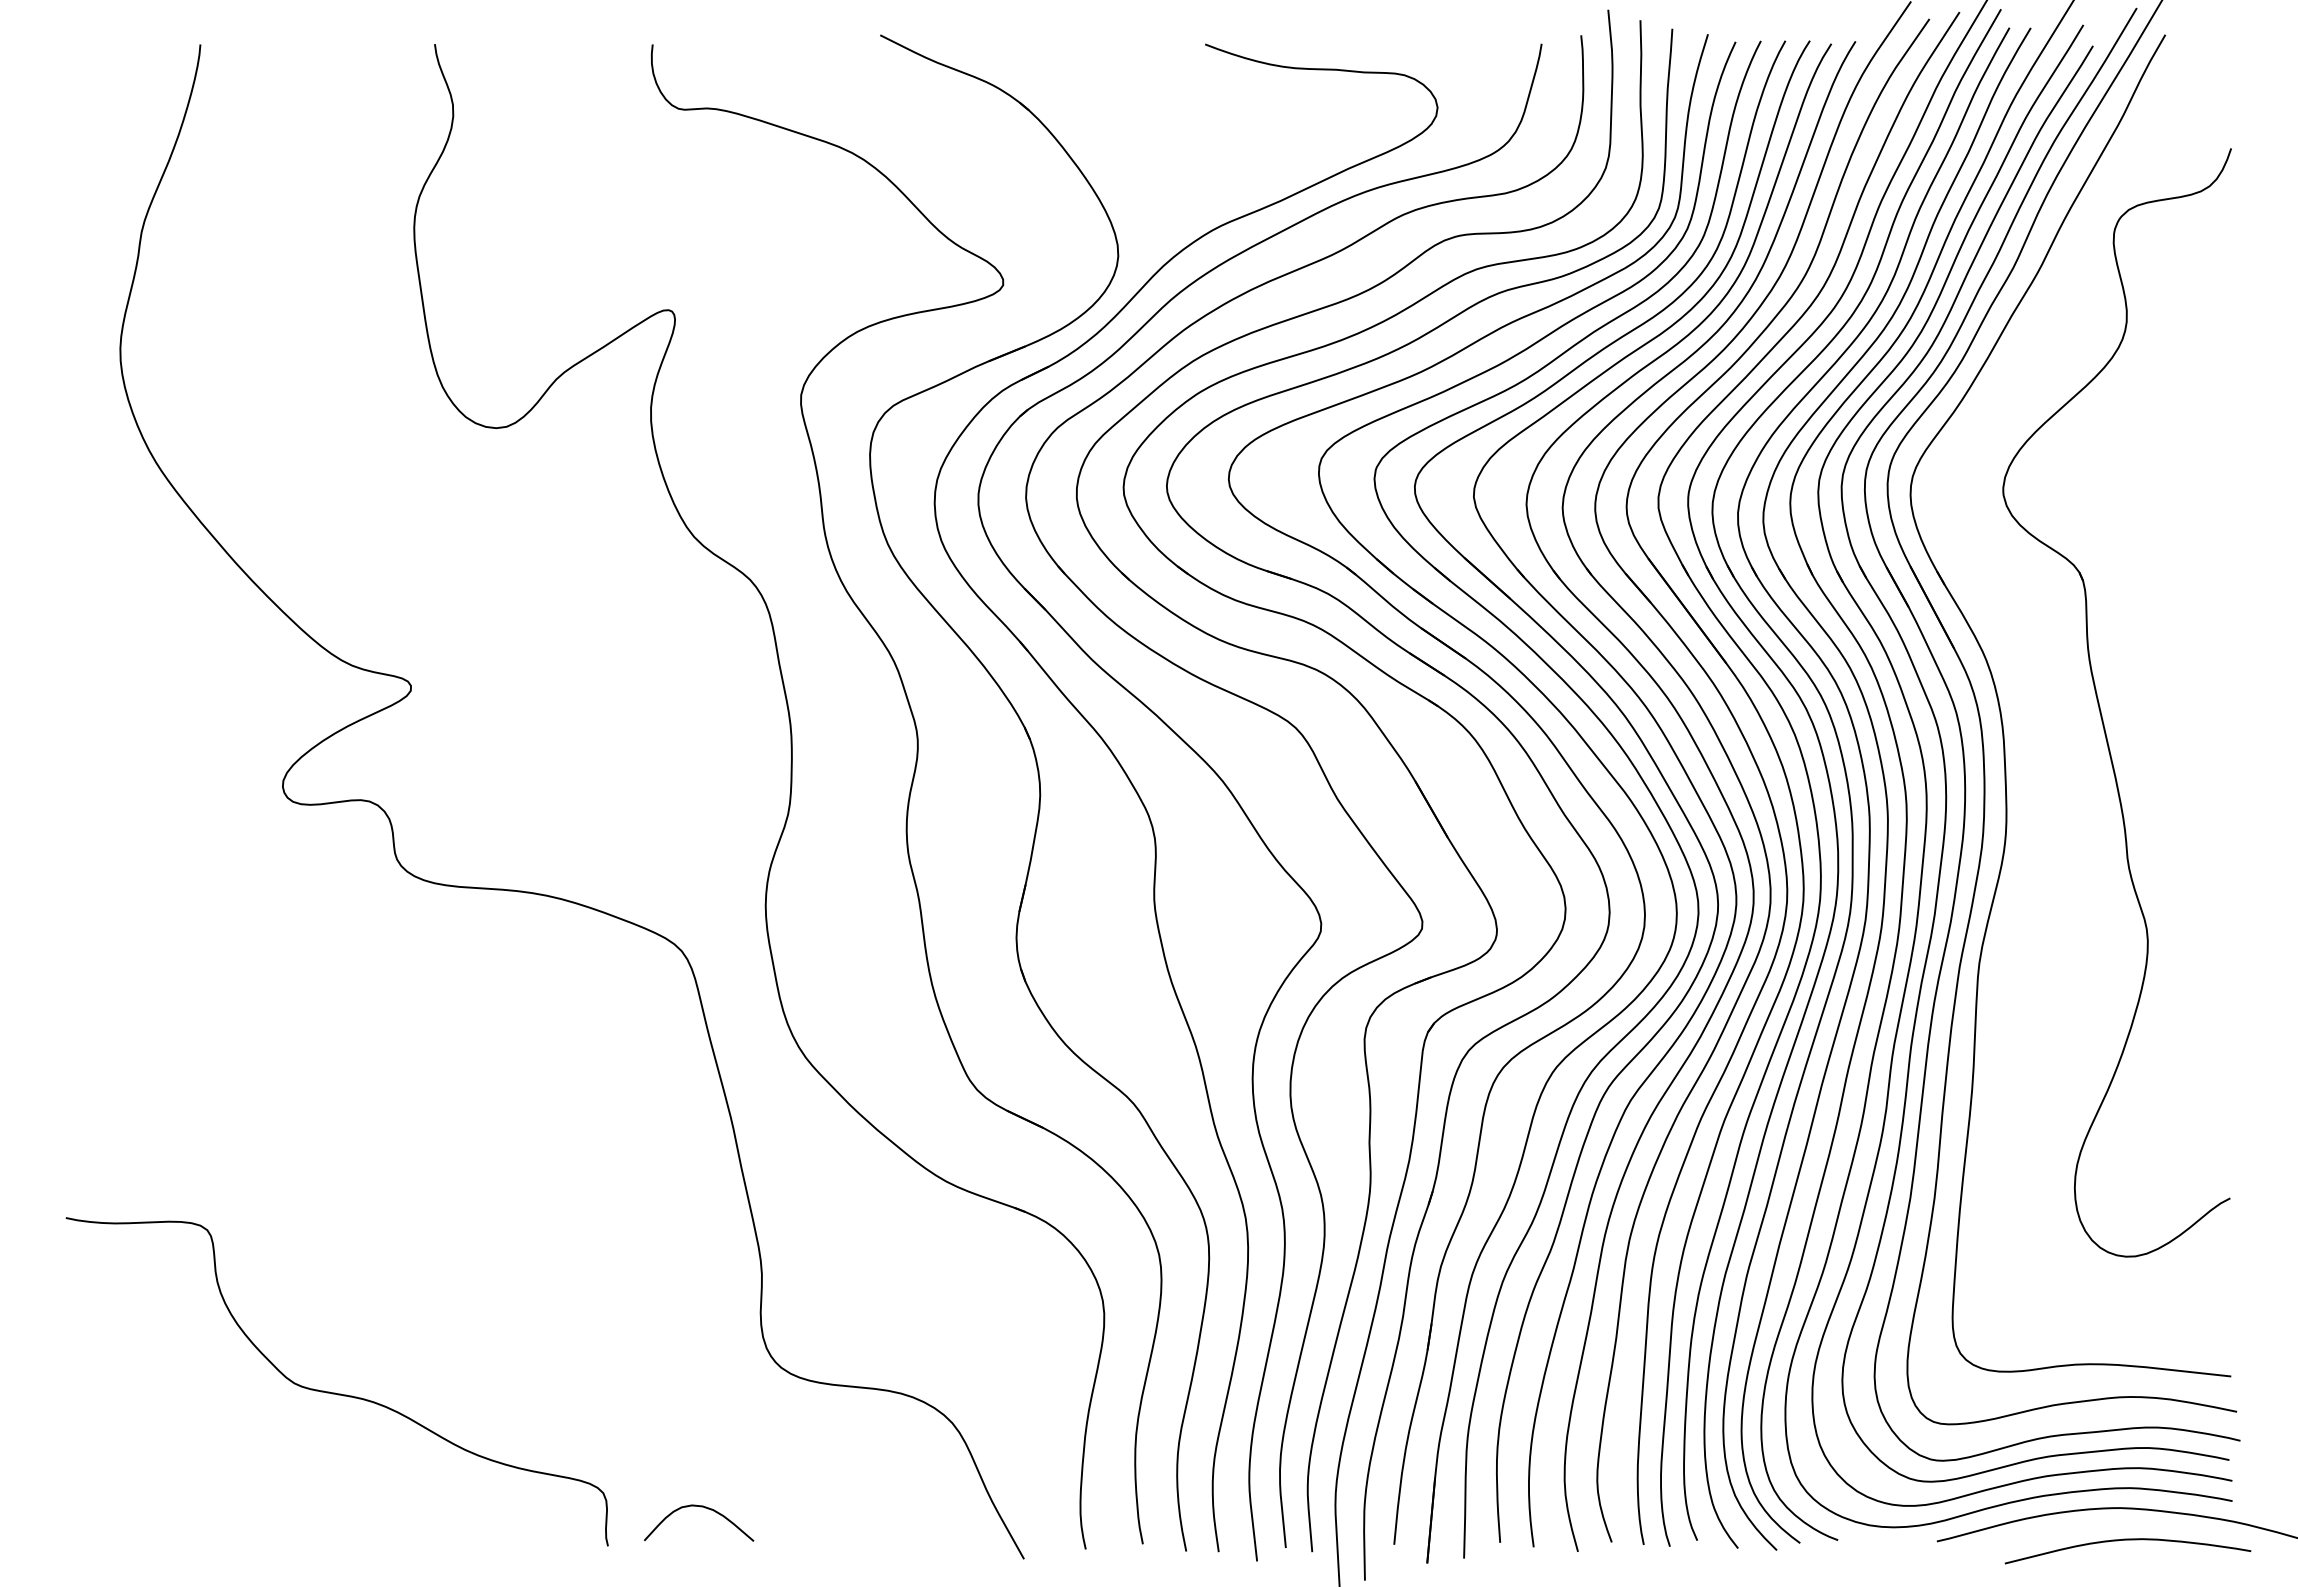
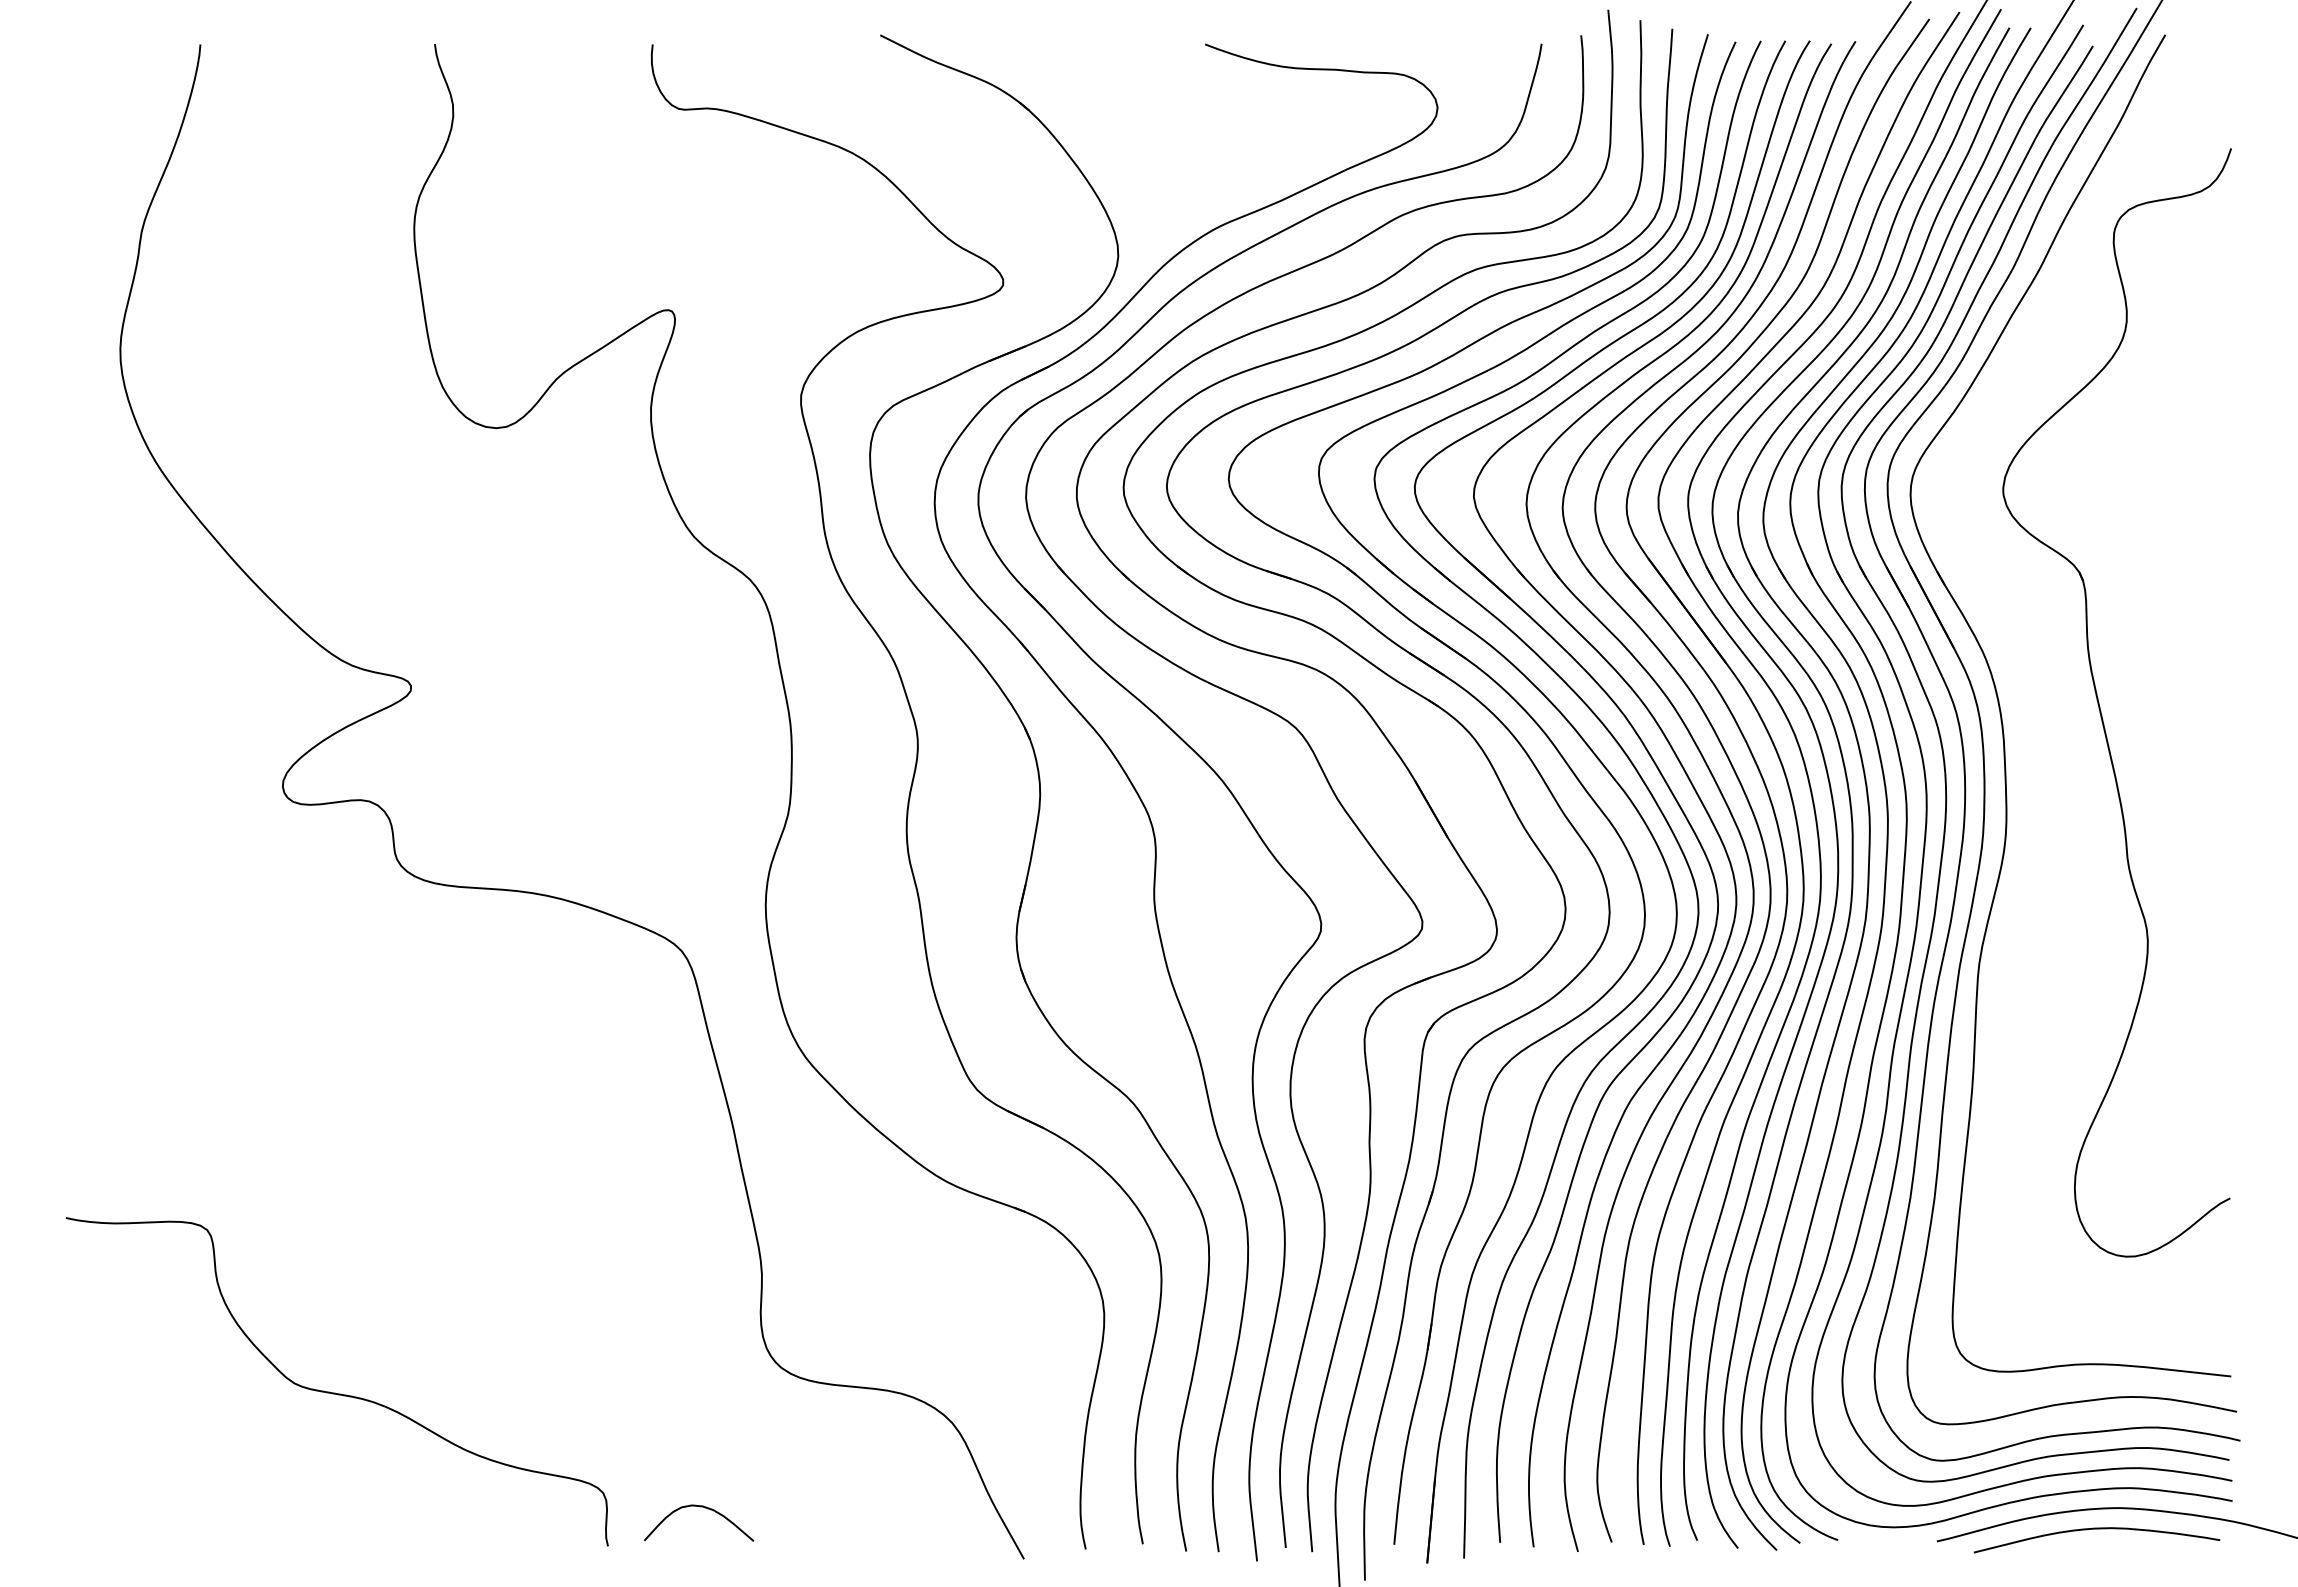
curve position: (2127, 1540) -> (2096, 1529) (2096, 1529)
